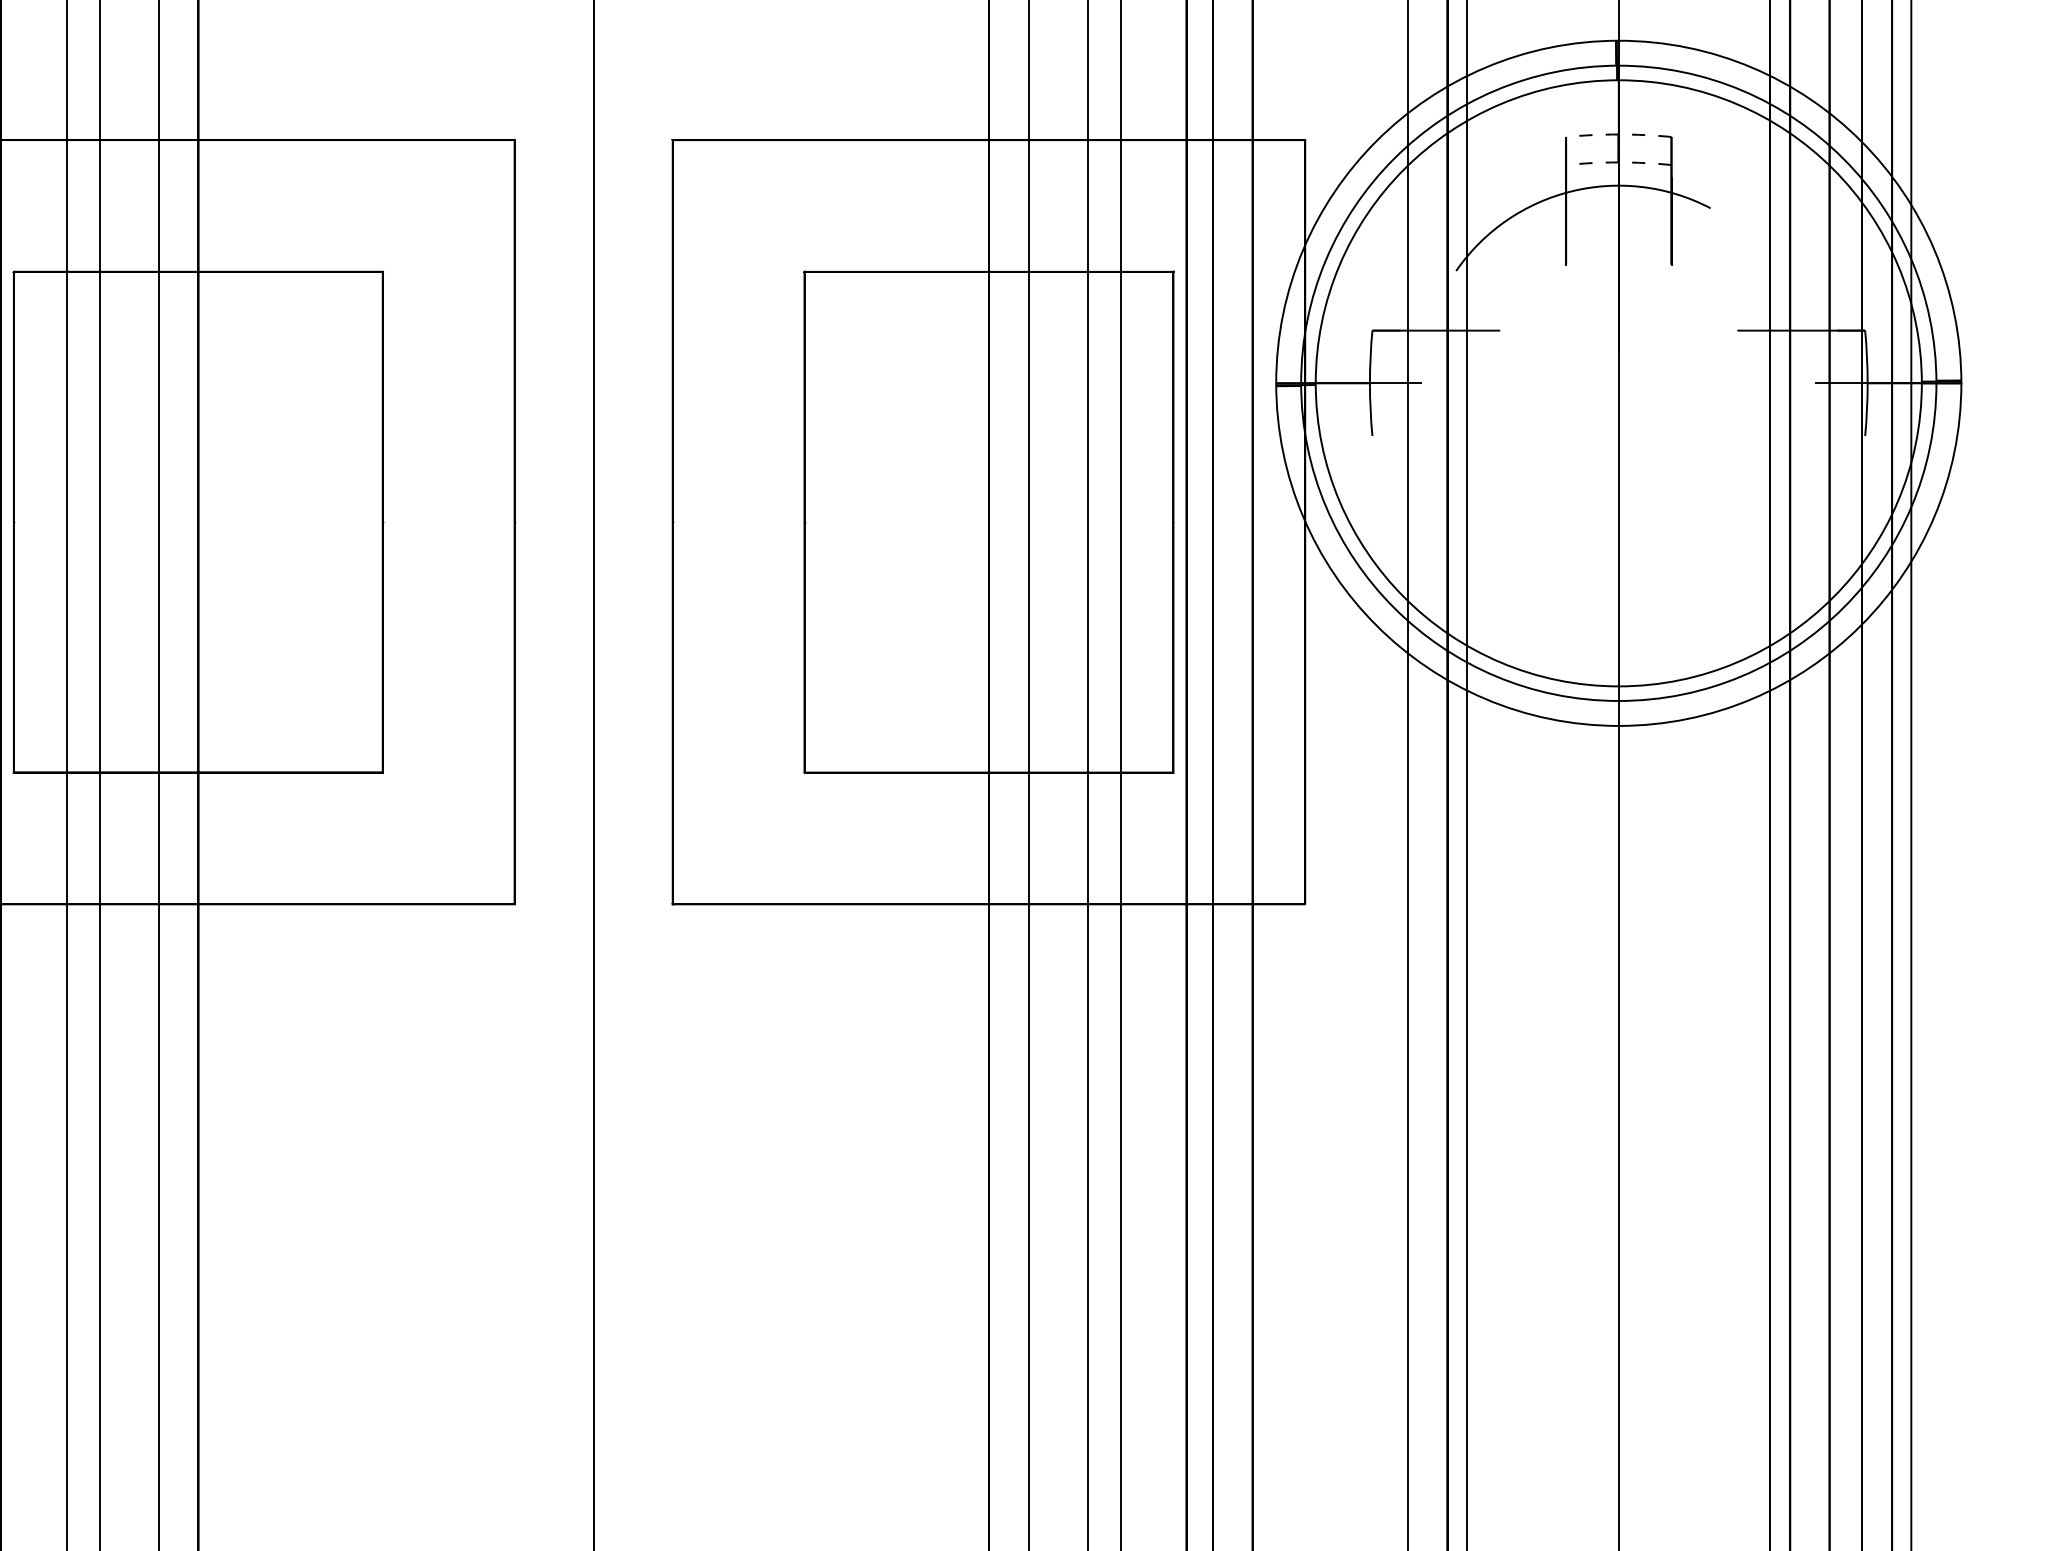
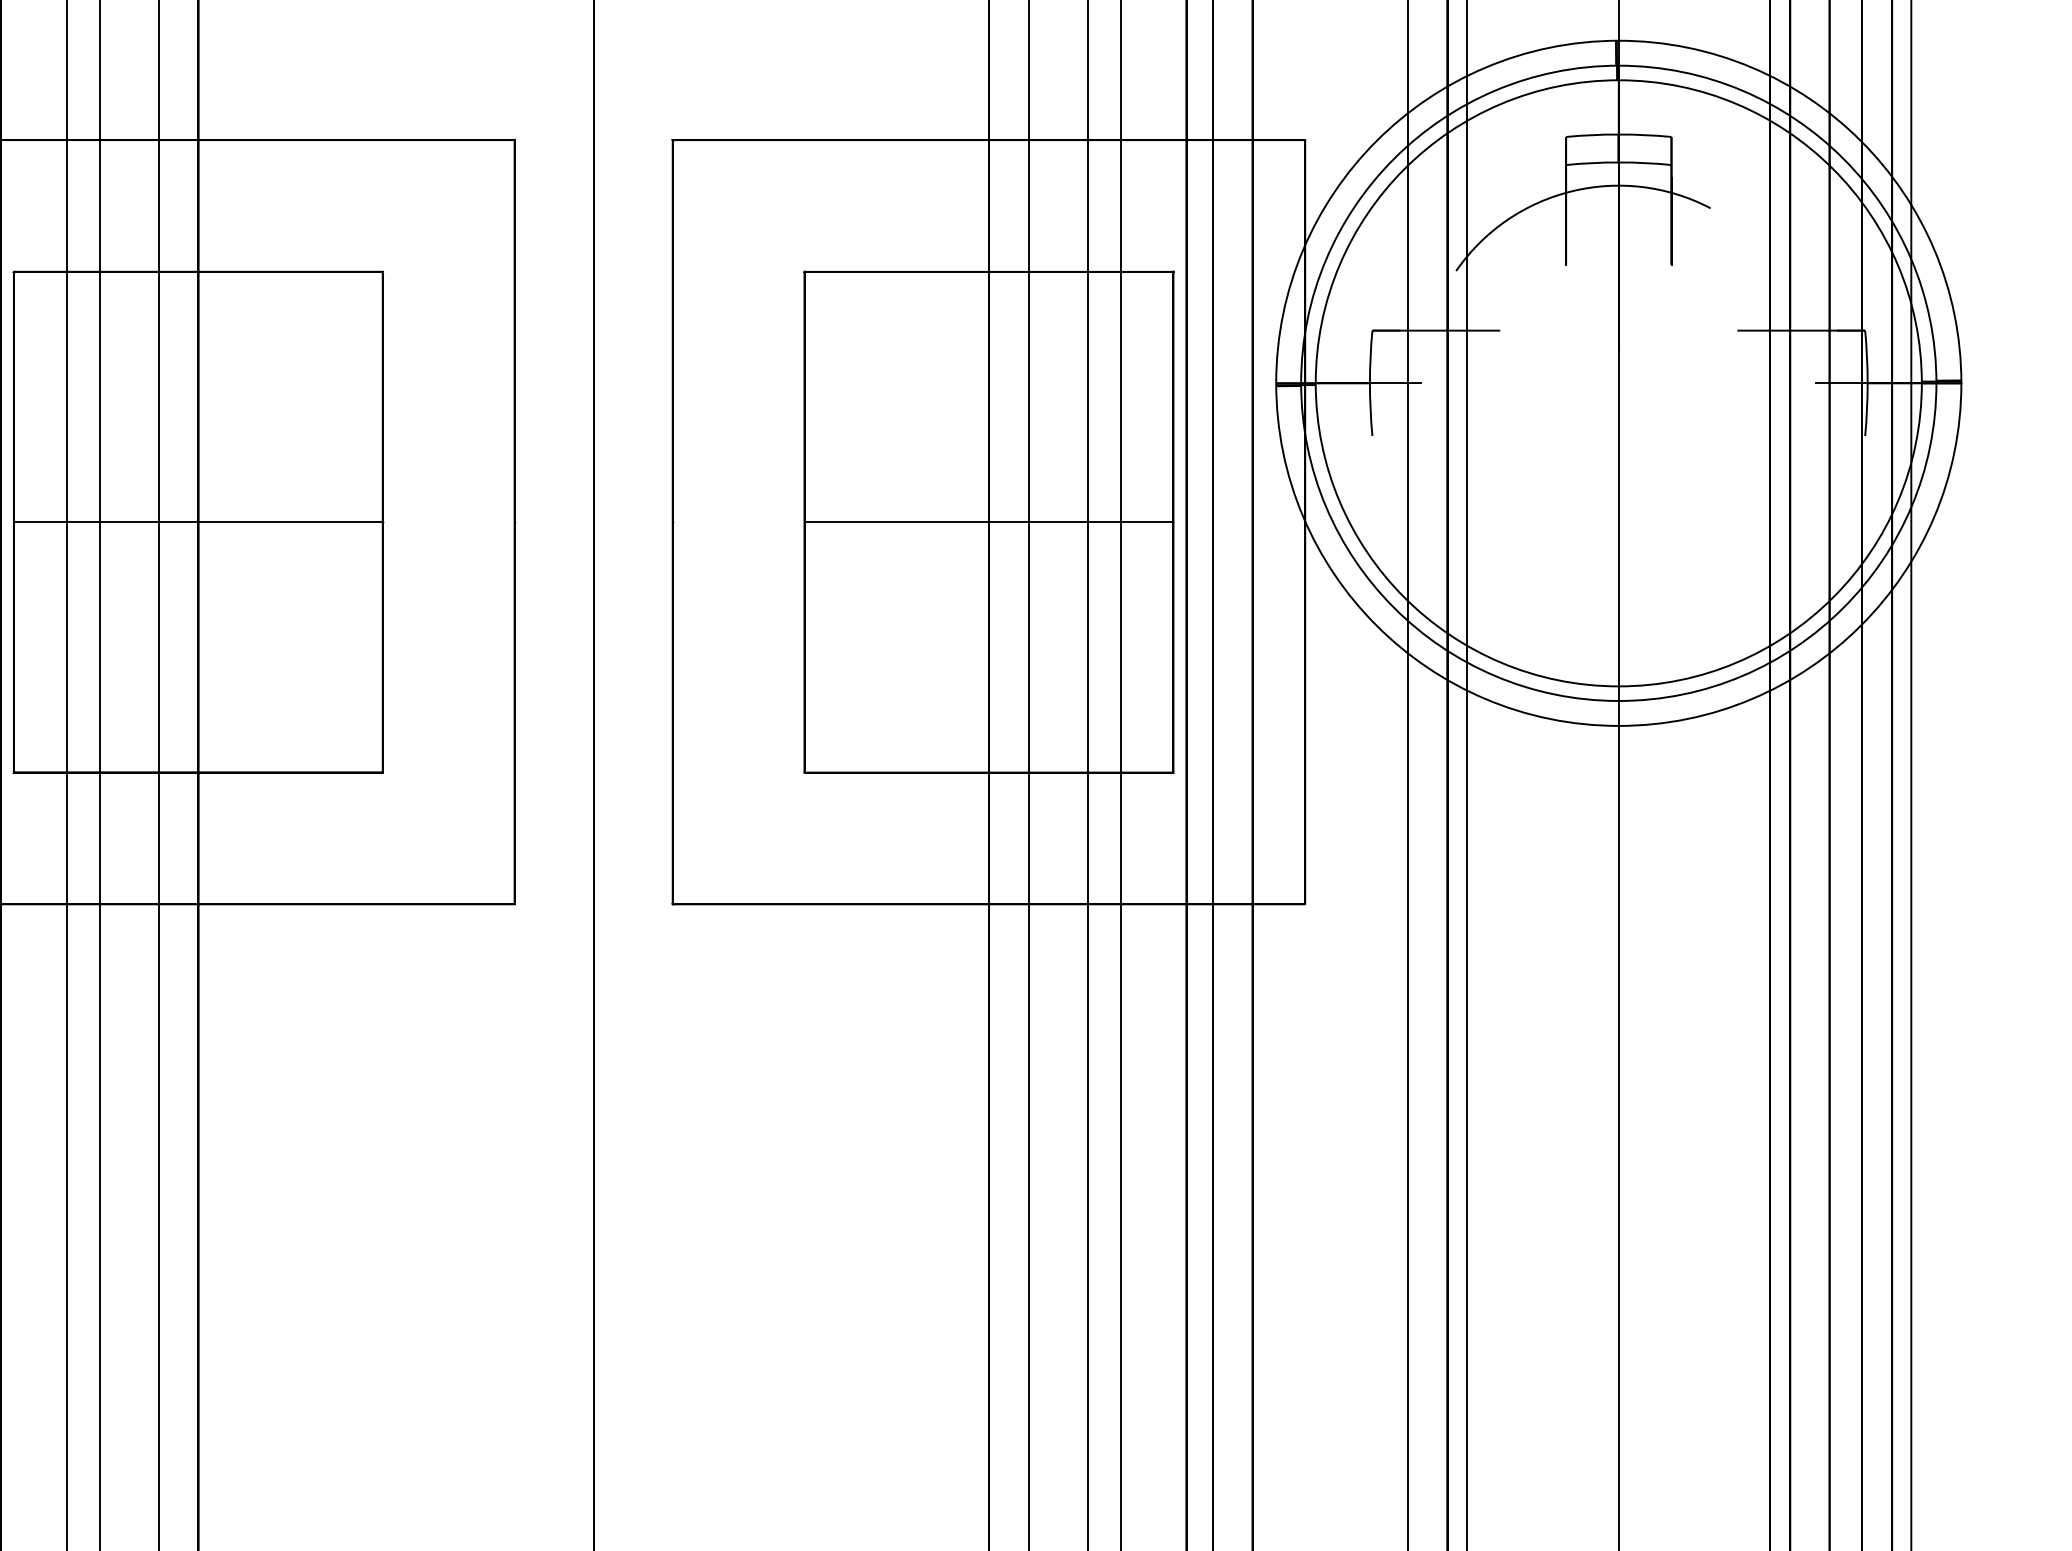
arc: dashed -> solid (1618, 134)
arc: dashed -> solid (1618, 162)
line: none -> present (197, 522)
line: none -> present (988, 522)
